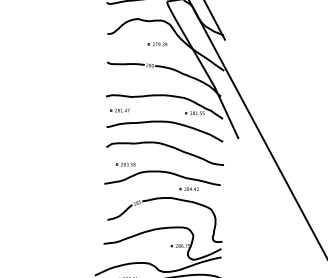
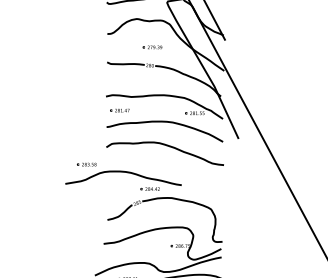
part position: (157, 44) -> (152, 47) (152, 47)
part position: (162, 176) -> (123, 176) (123, 176)
